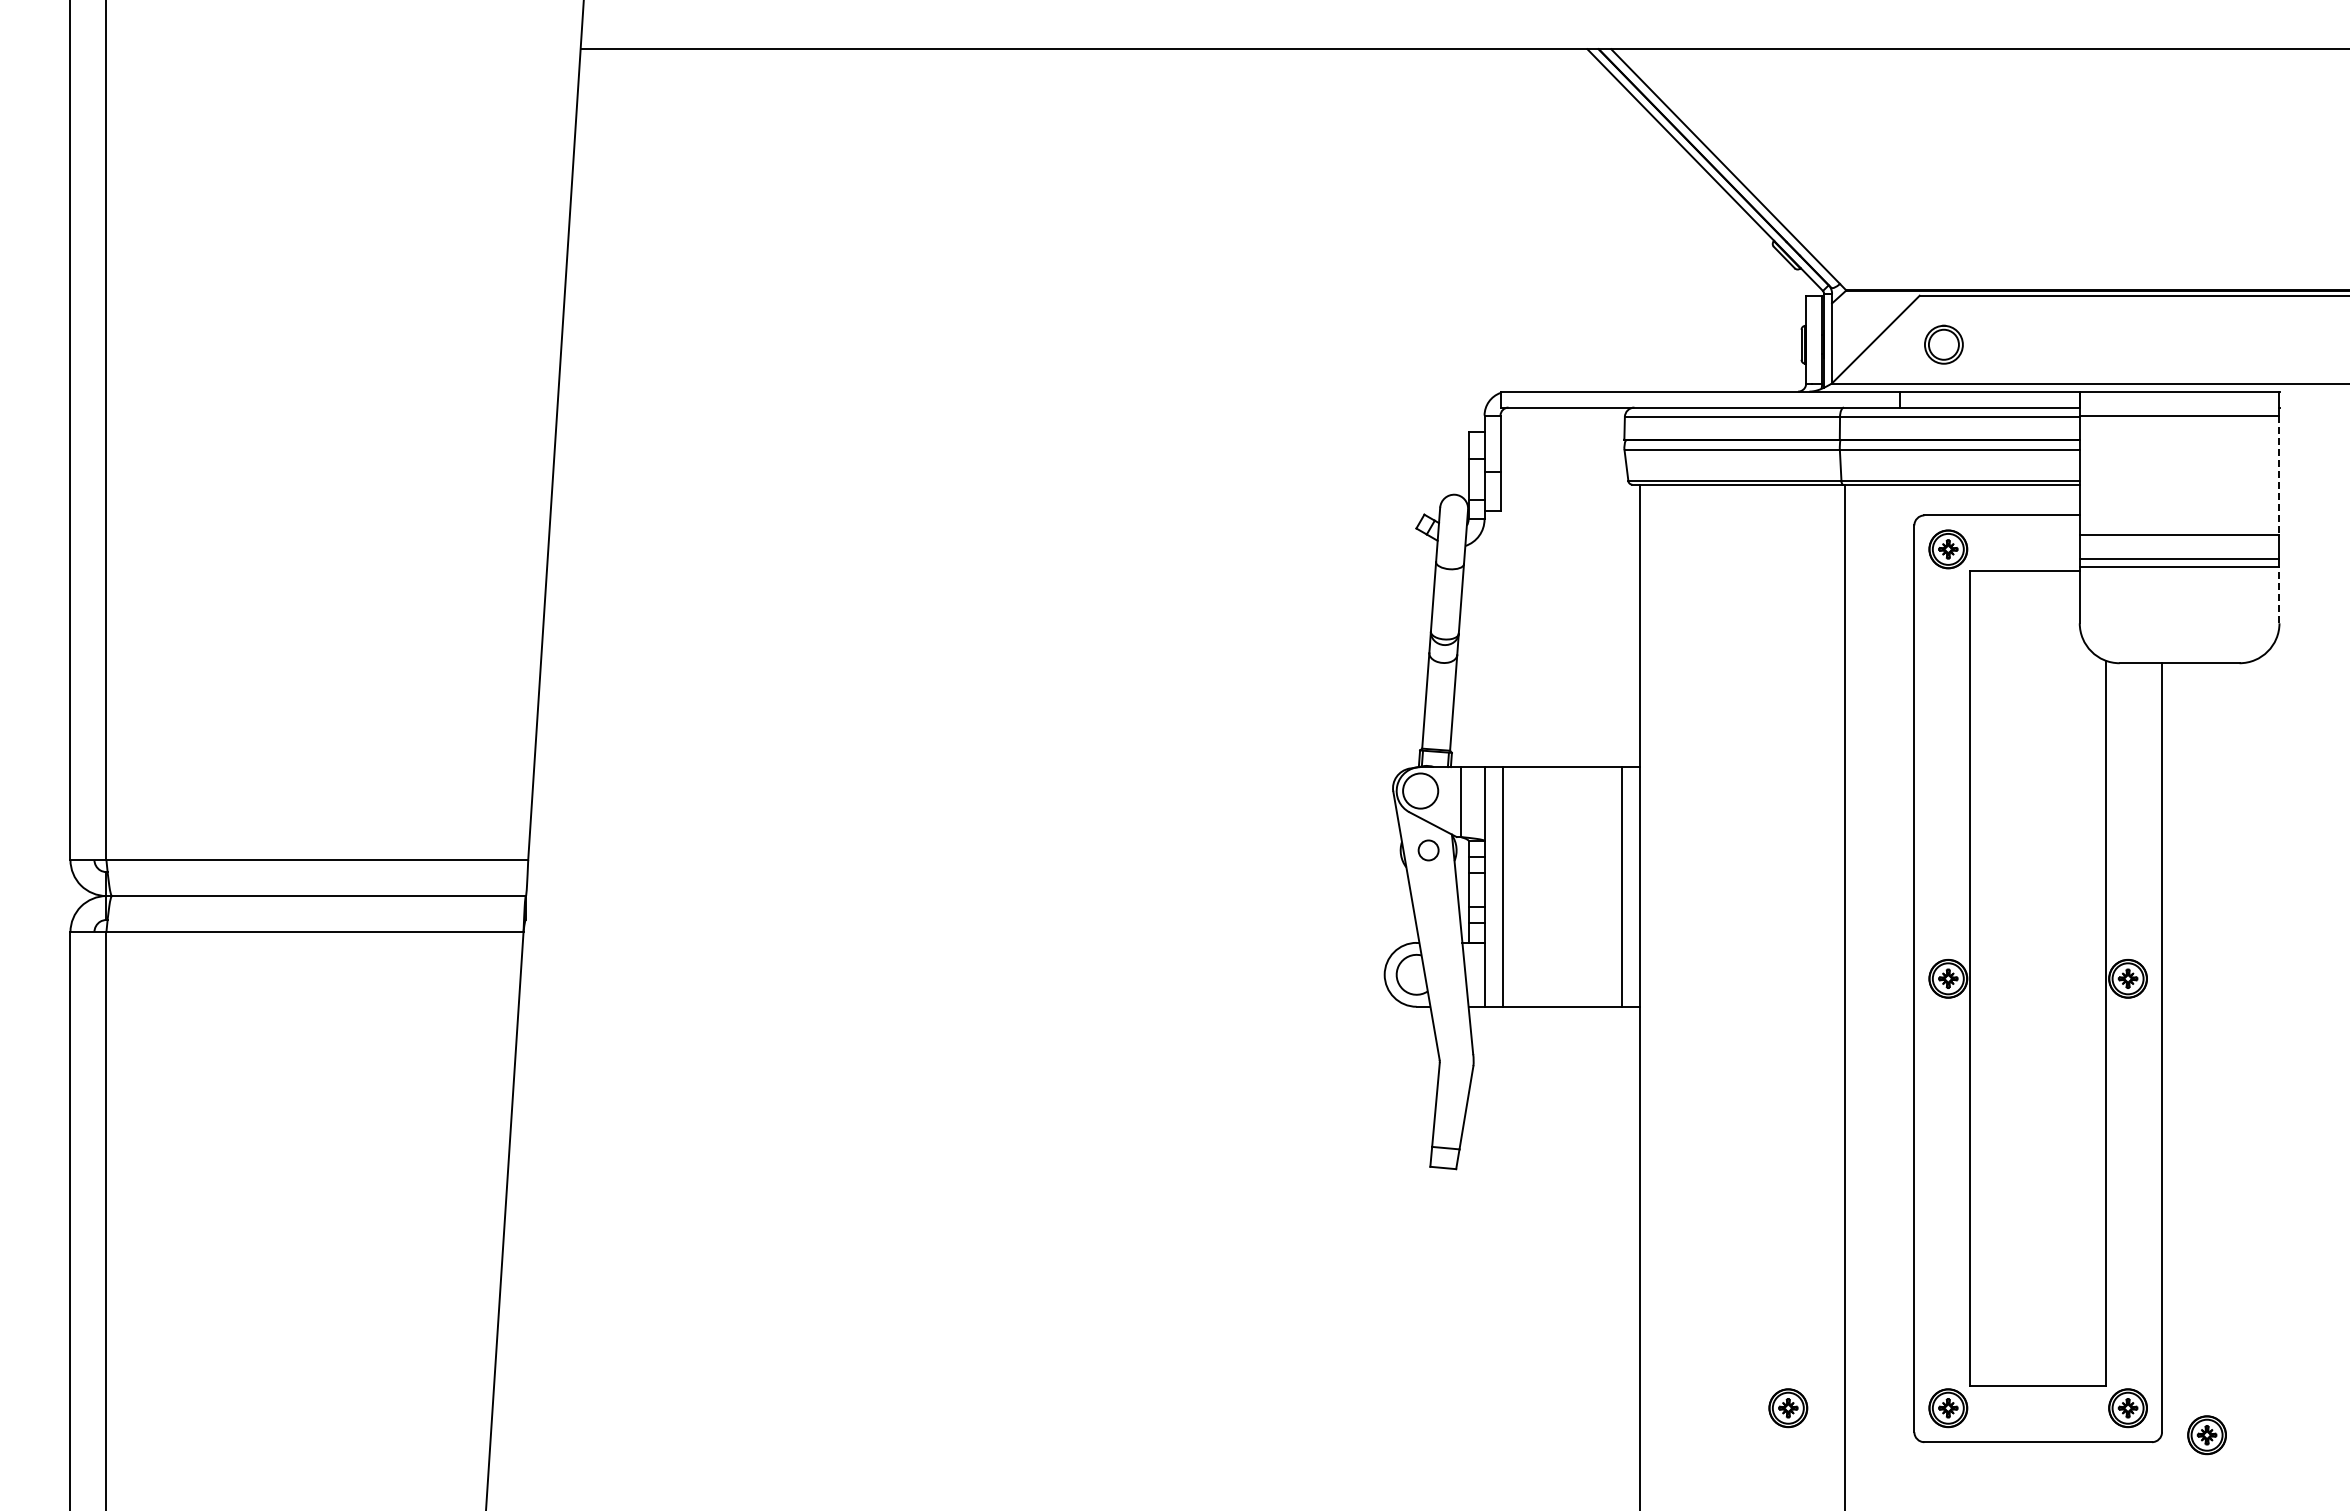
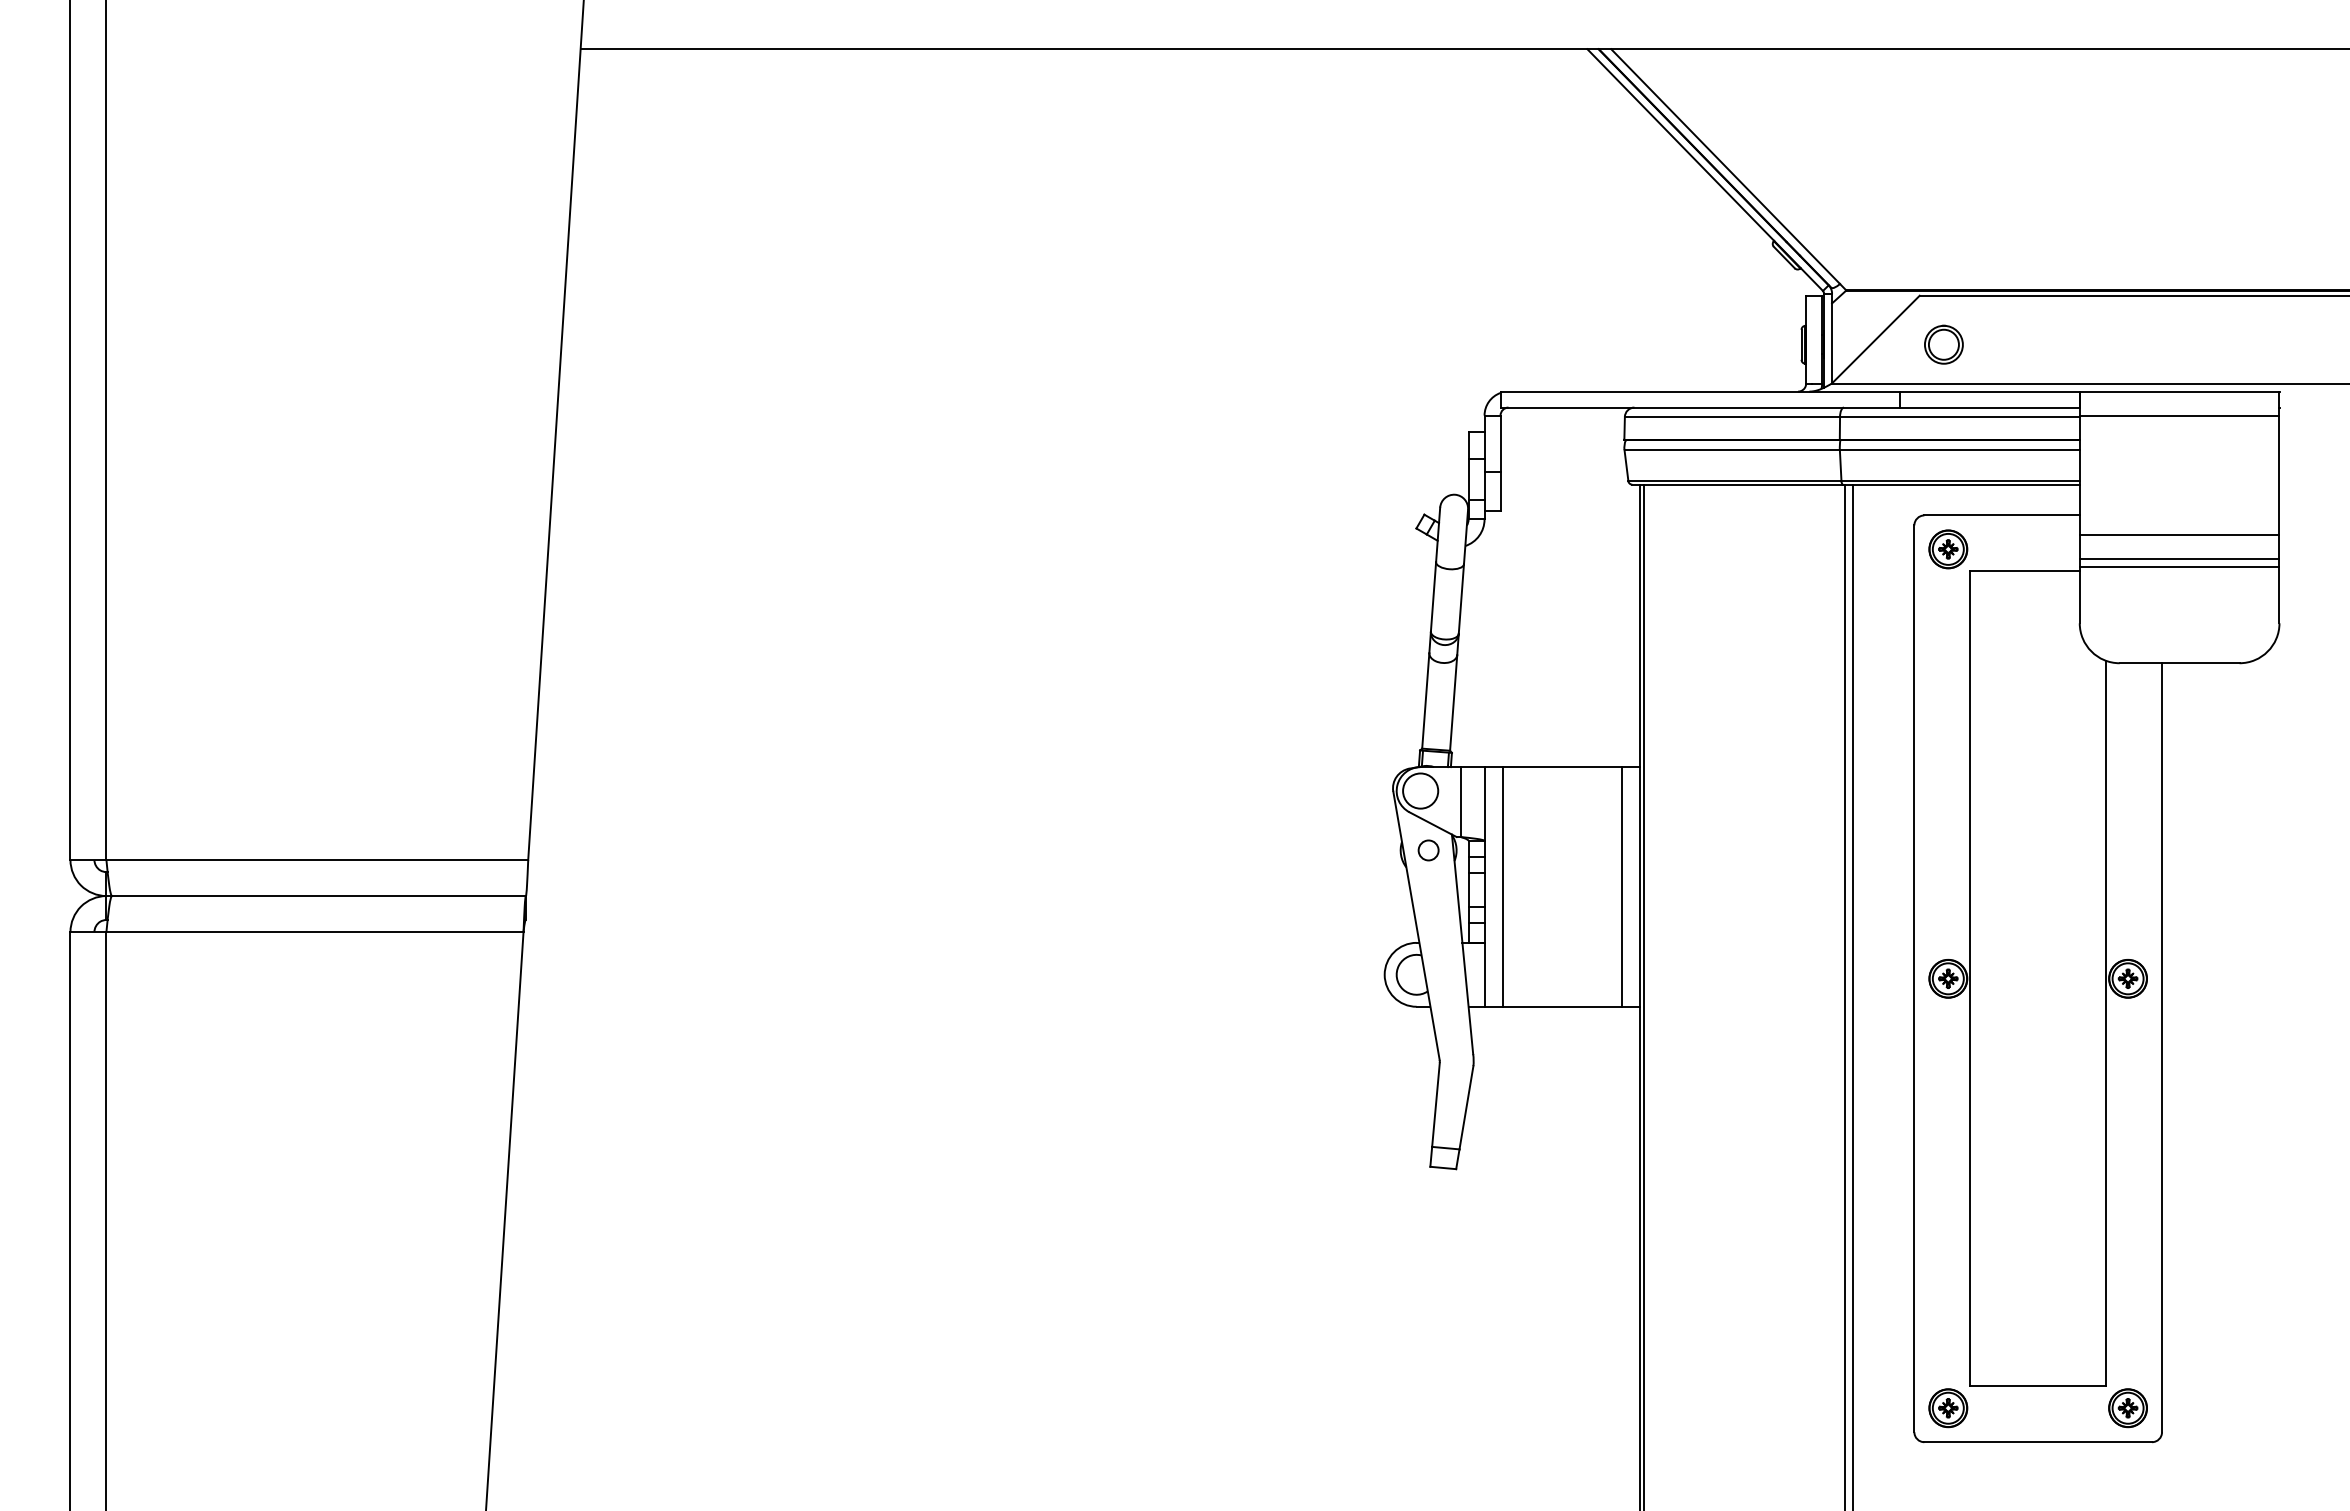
line: dashed -> solid (2279, 475)
line: dashed -> solid (2279, 595)
line: none -> present (1643, 995)
line: none -> present (1853, 995)
part: present -> none (1788, 1408)
part: present -> none (2206, 1435)
